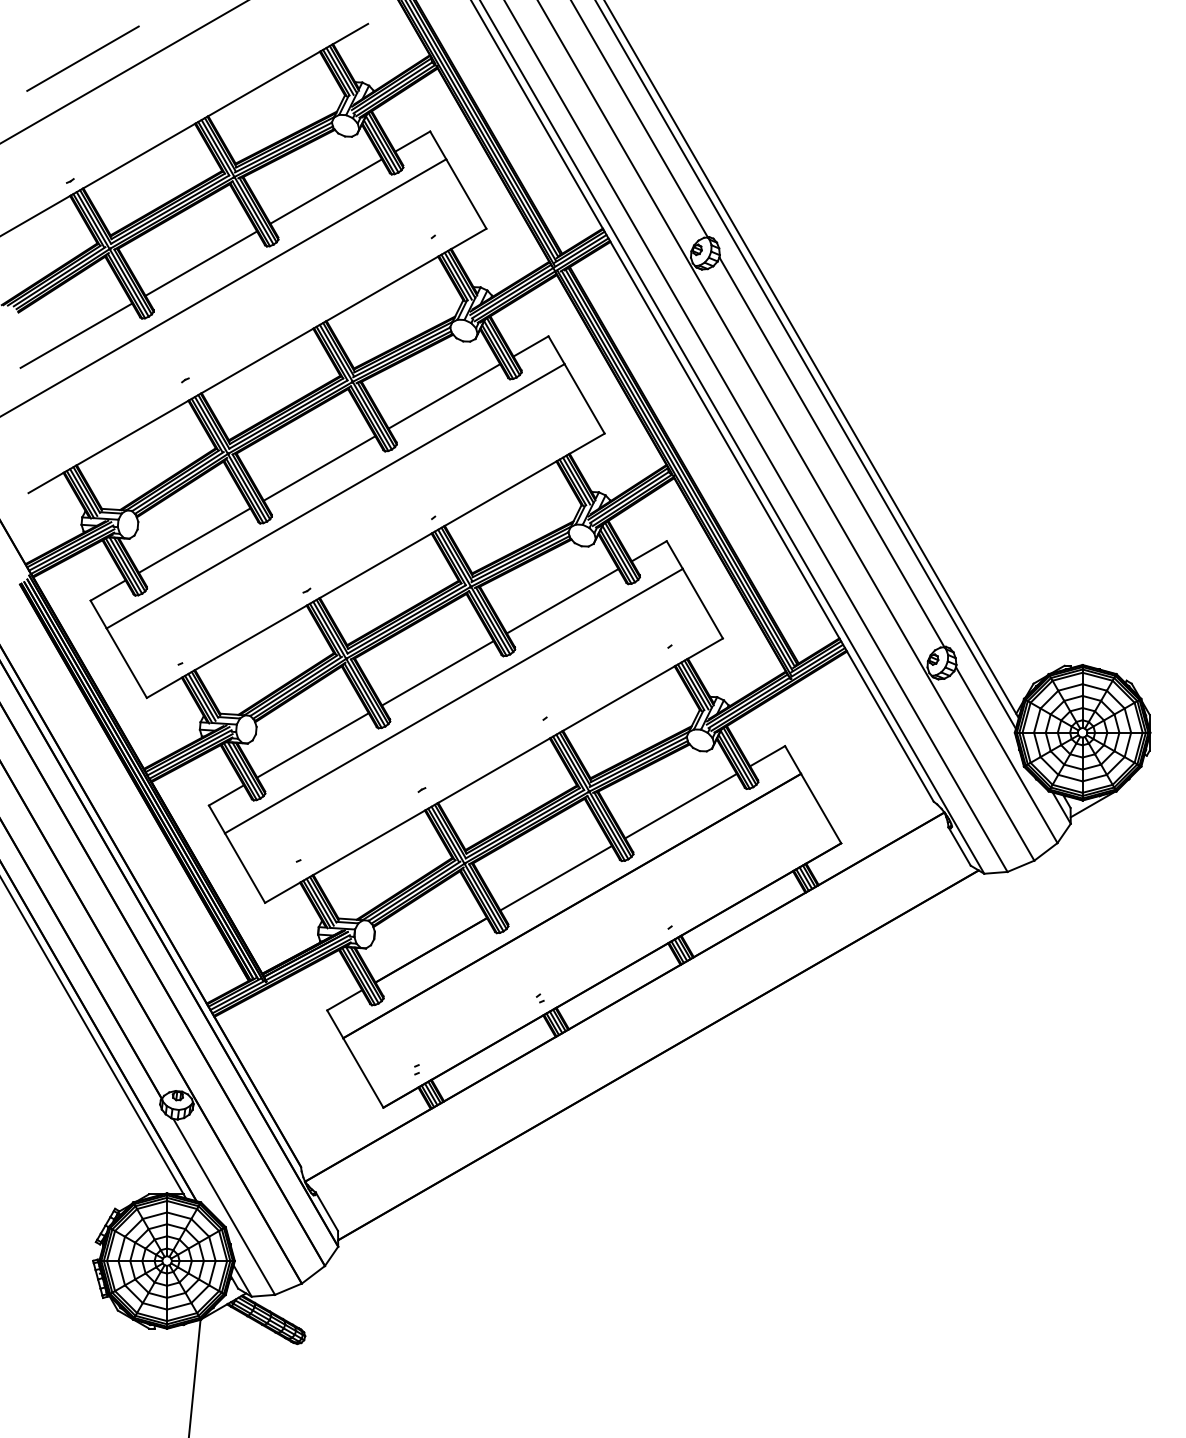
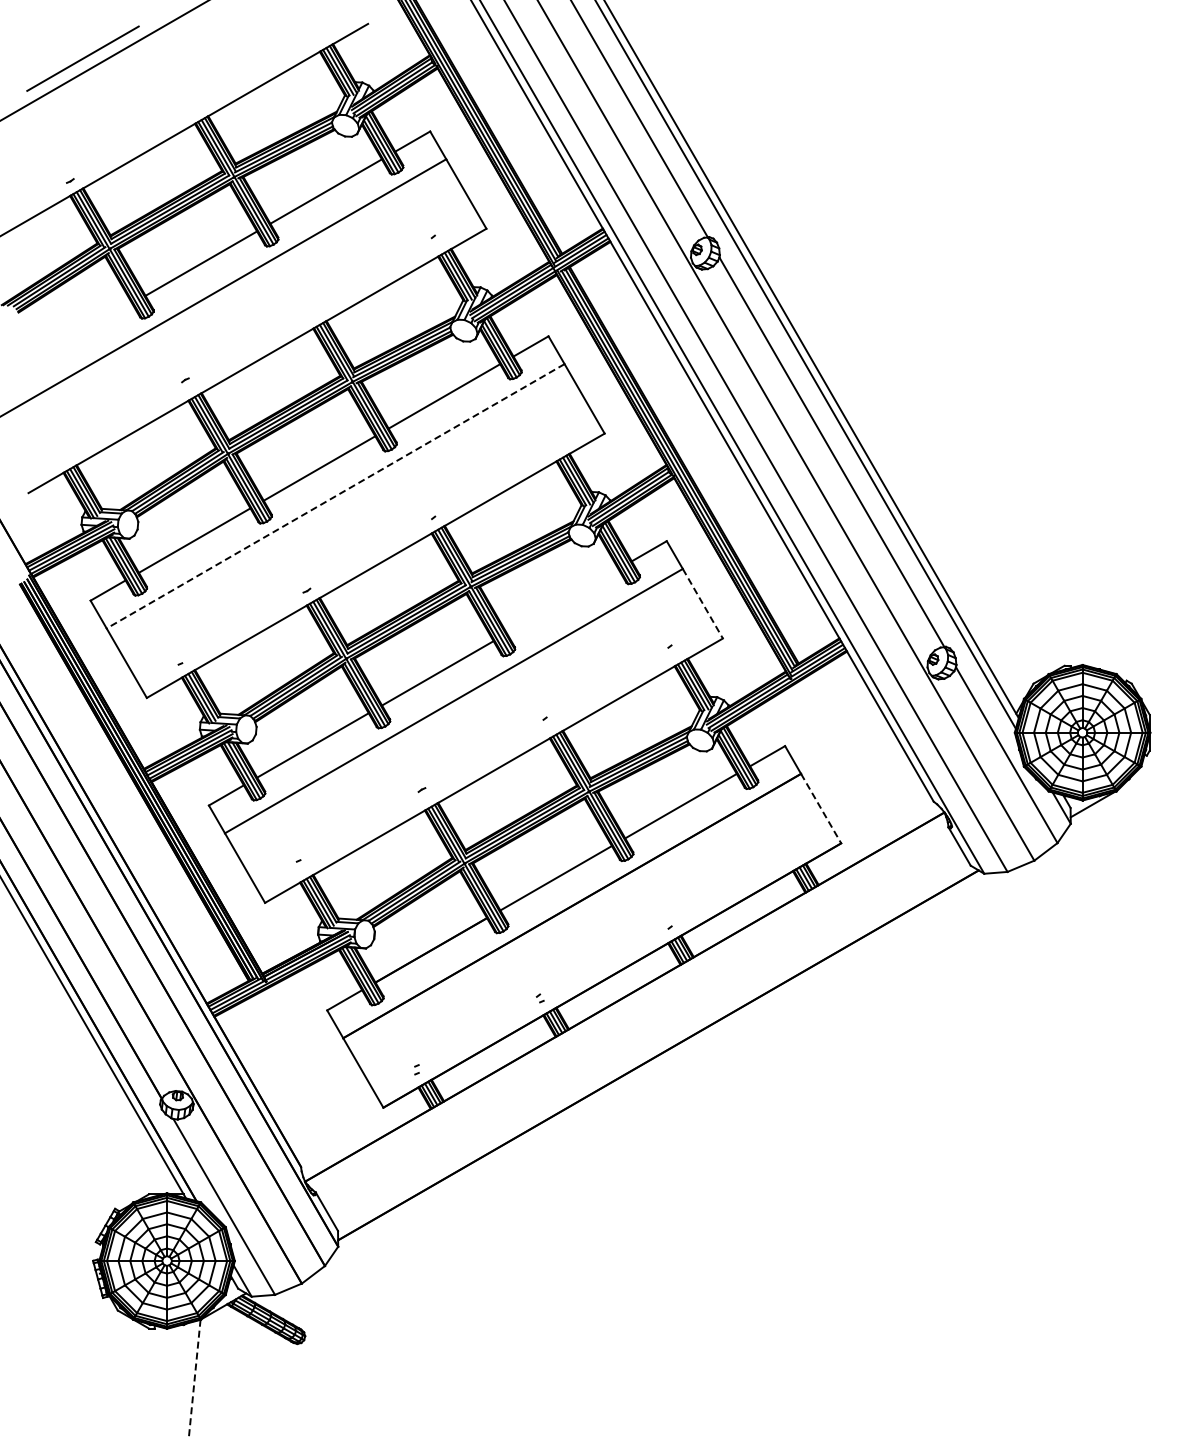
line position: (123, 72) -> (104, 60) (104, 60)
line: present -> none (76, 335)
line: solid -> dashed (335, 496)
line: present -> none (562, 601)
line: solid -> dashed (703, 604)
line: solid -> dashed (821, 809)
line: solid -> dashed (194, 1379)
